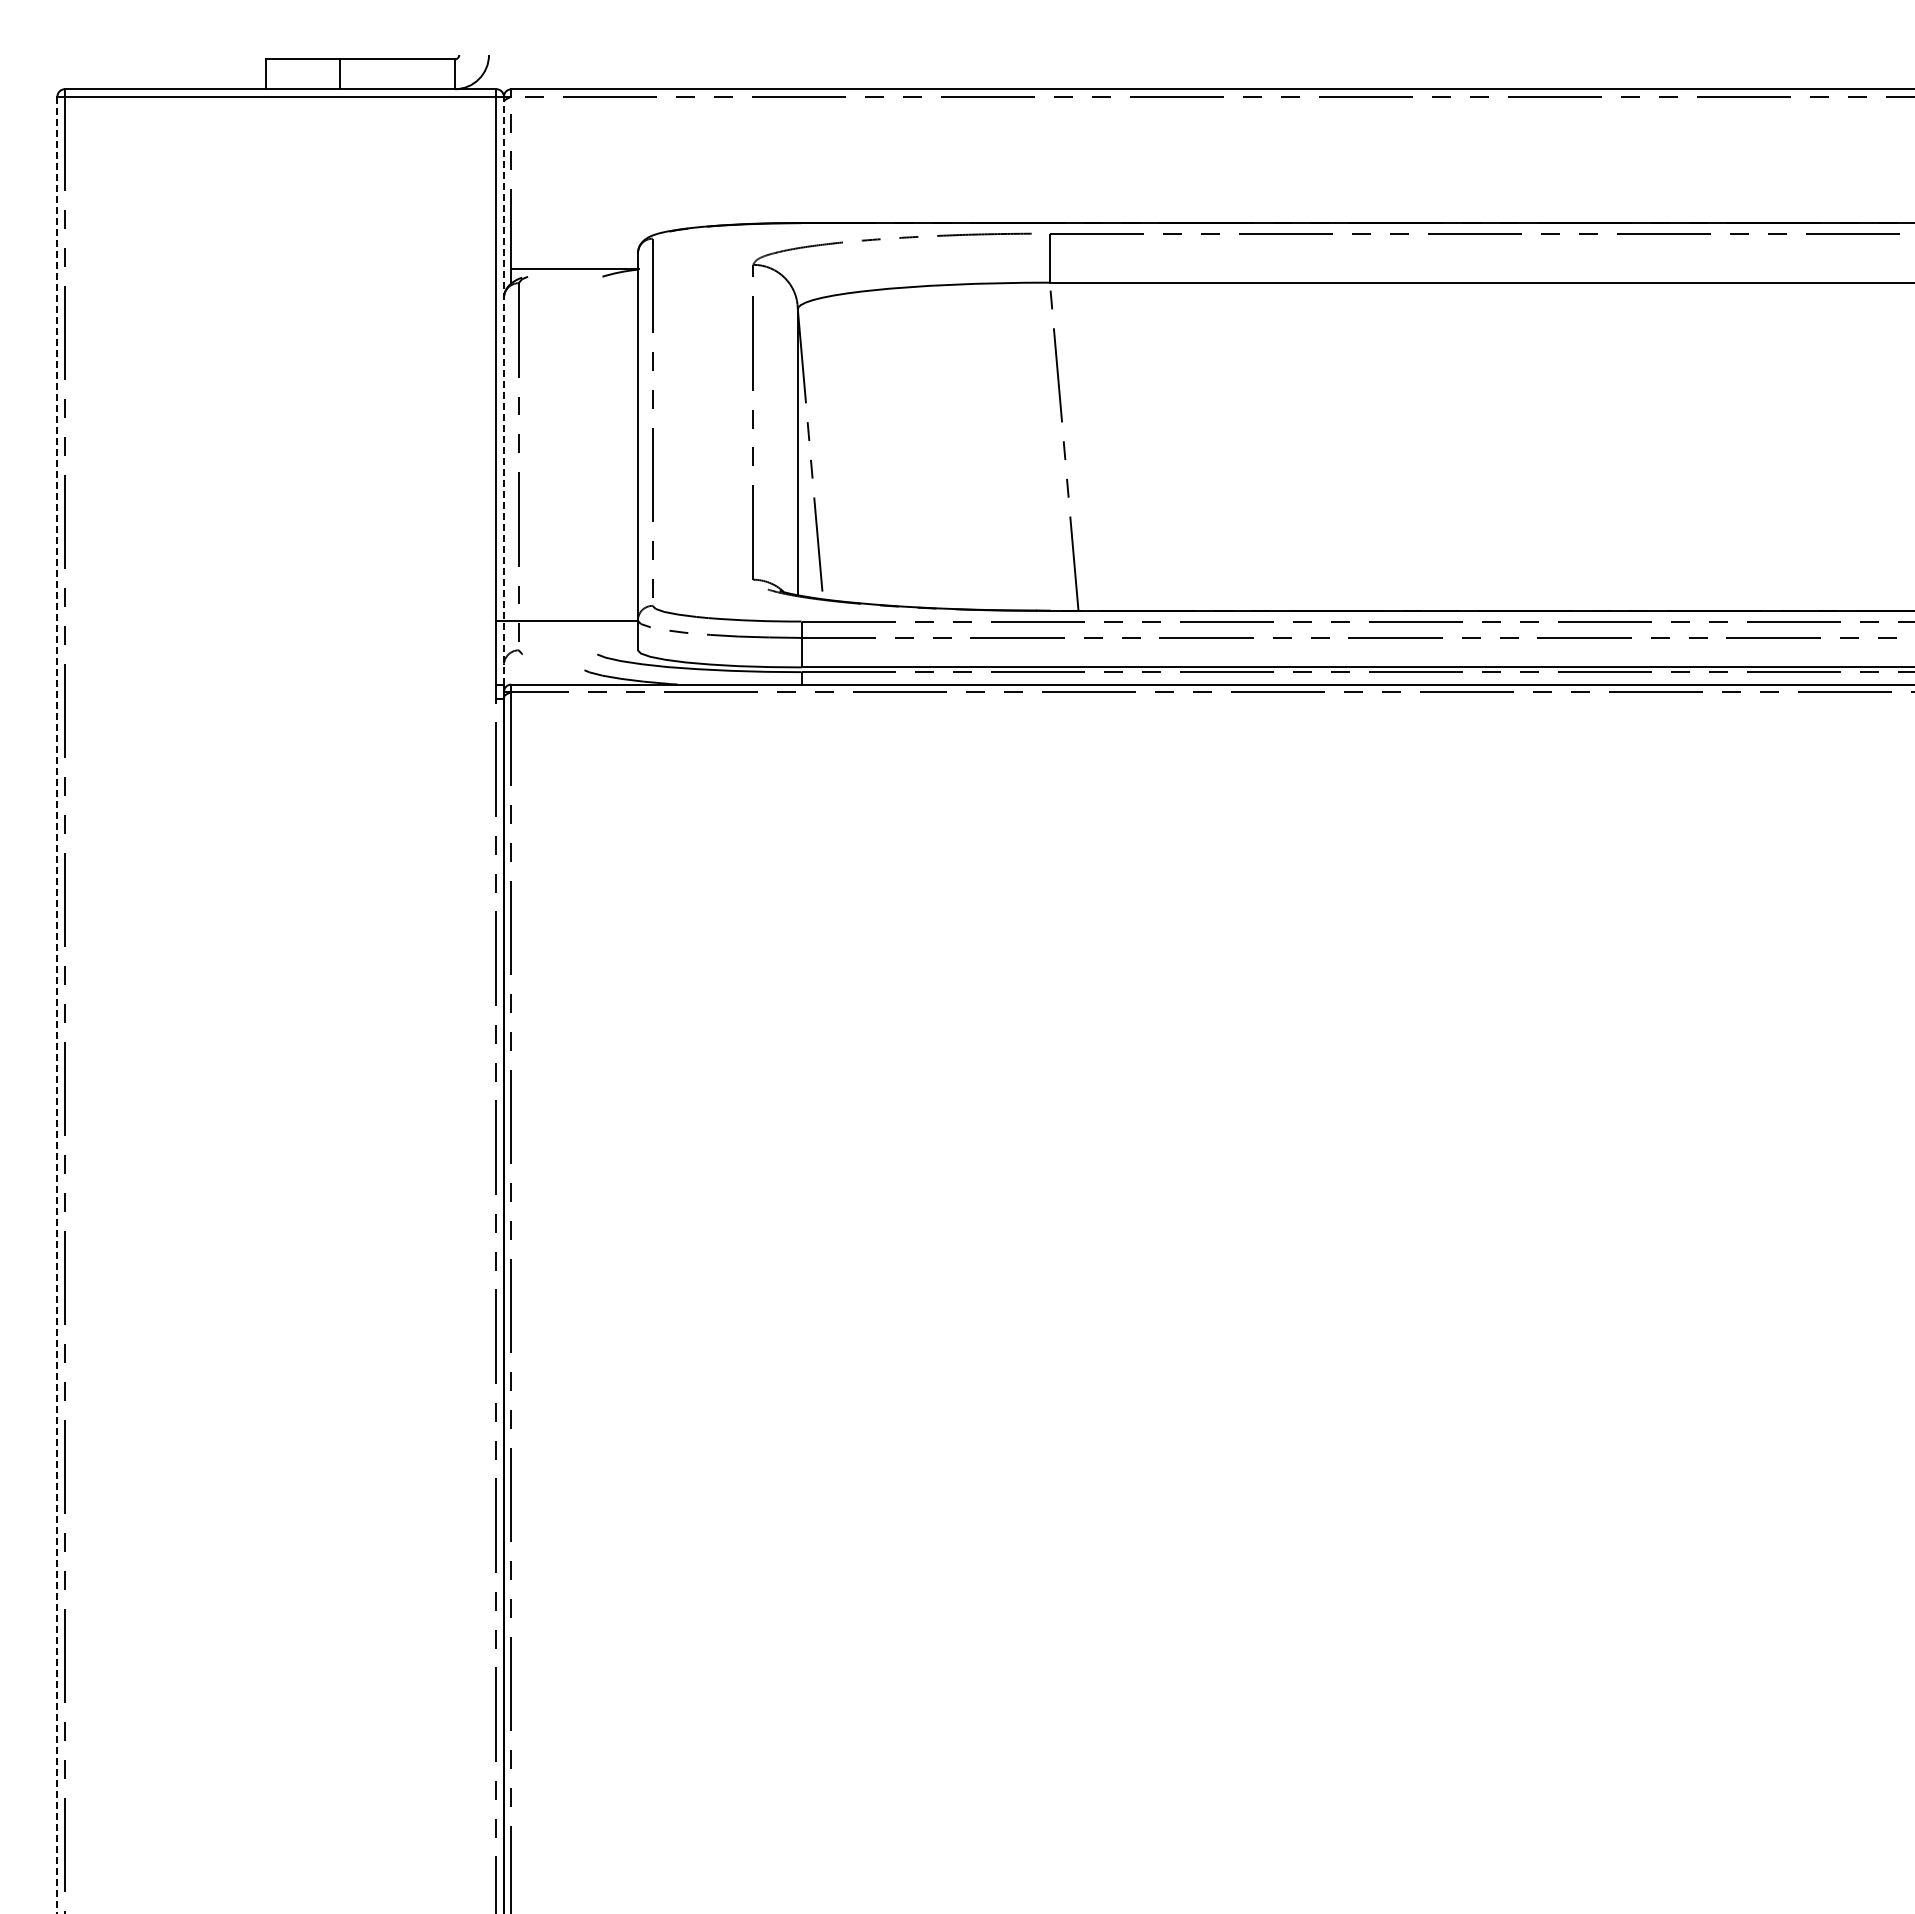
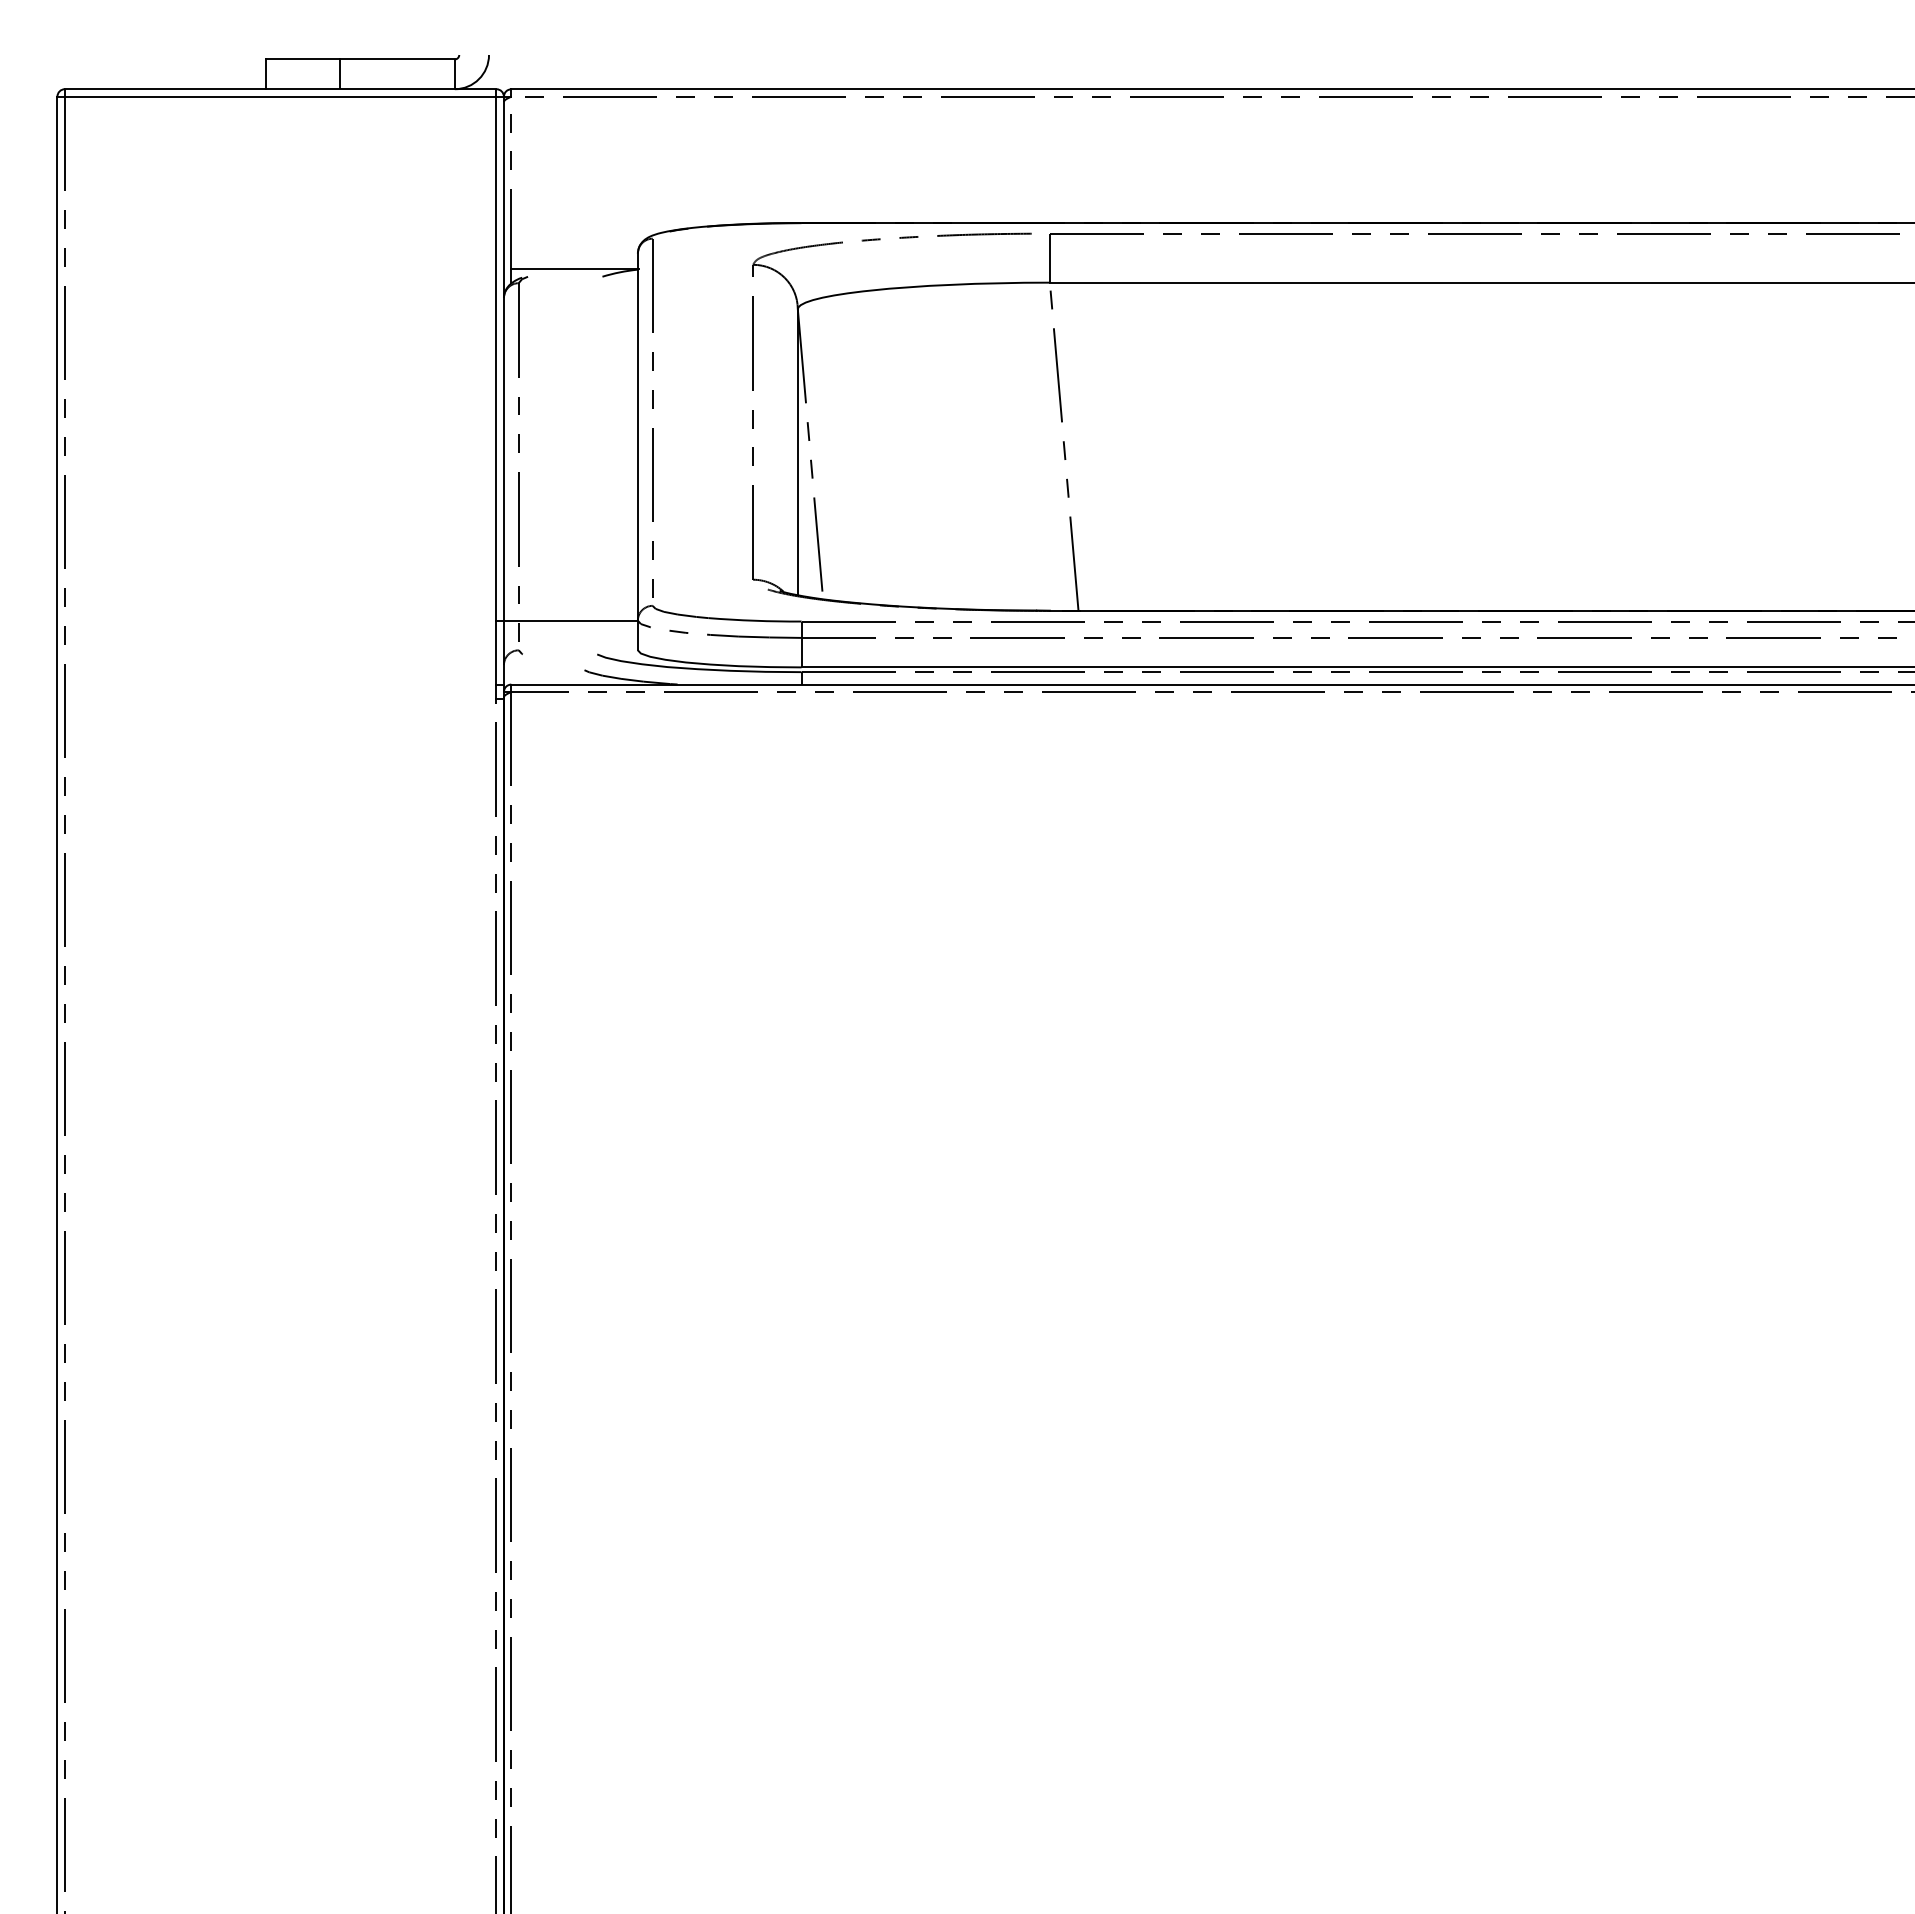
line: dashed -> solid (503, 390)
line: dashed -> solid (57, 1005)
